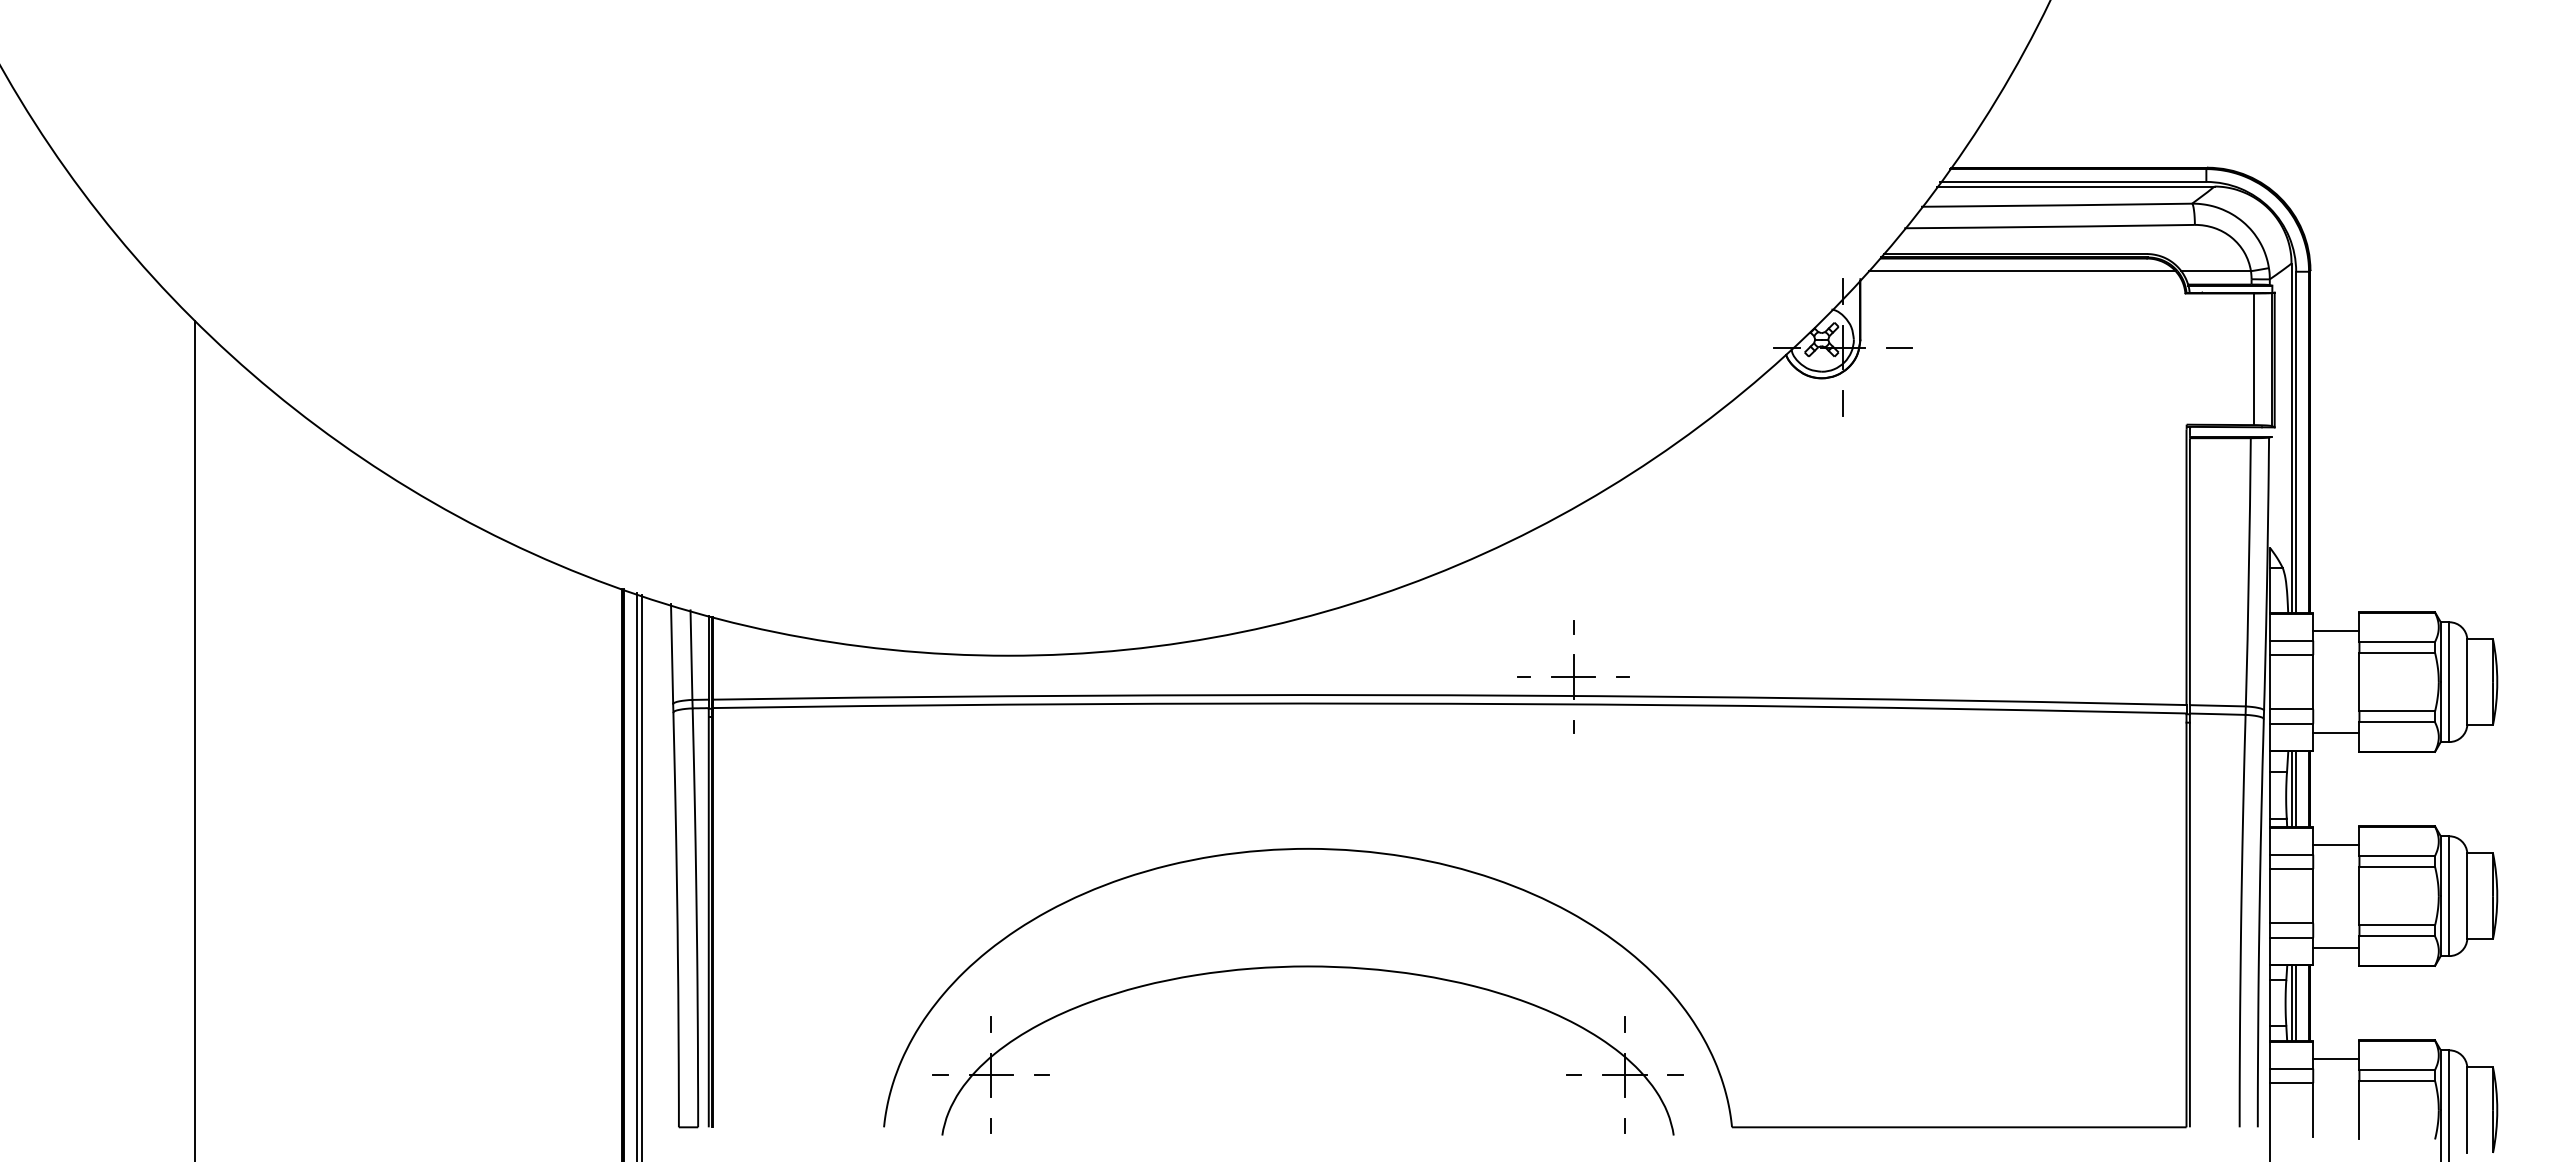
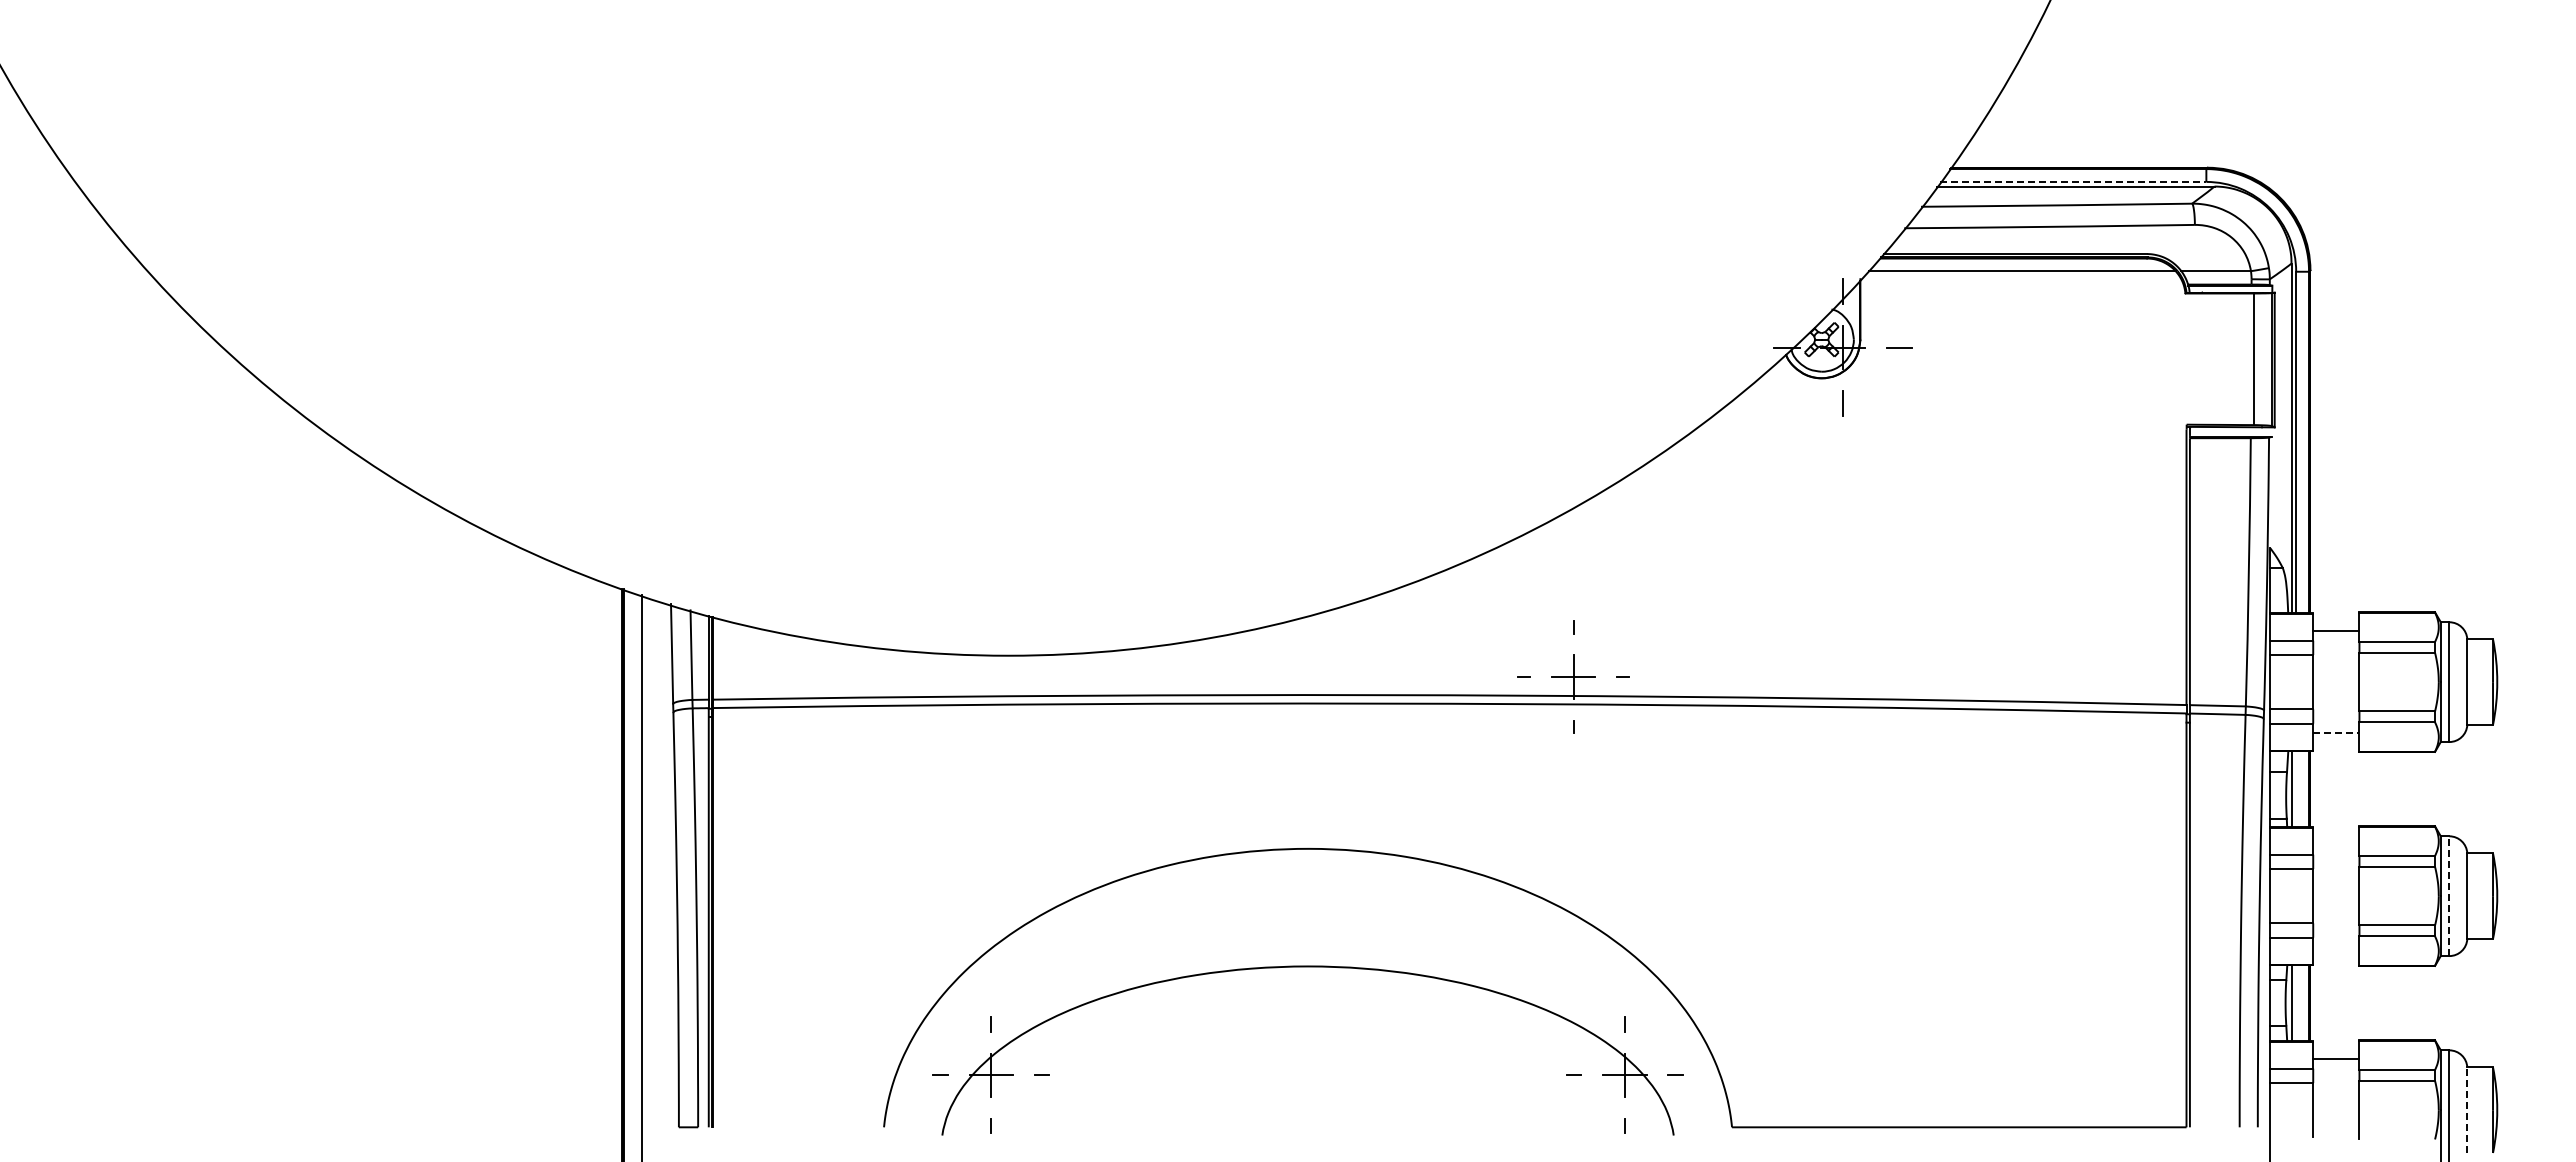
line: solid -> dashed (2073, 181)
line: solid -> dashed (2336, 733)
line: present -> none (195, 739)
line: present -> none (2296, 789)
line: present -> none (2336, 844)
line: present -> none (637, 875)
line: solid -> dashed (2449, 896)
line: present -> none (2336, 947)
line: present -> none (2296, 1003)
line: solid -> dashed (2467, 1110)
